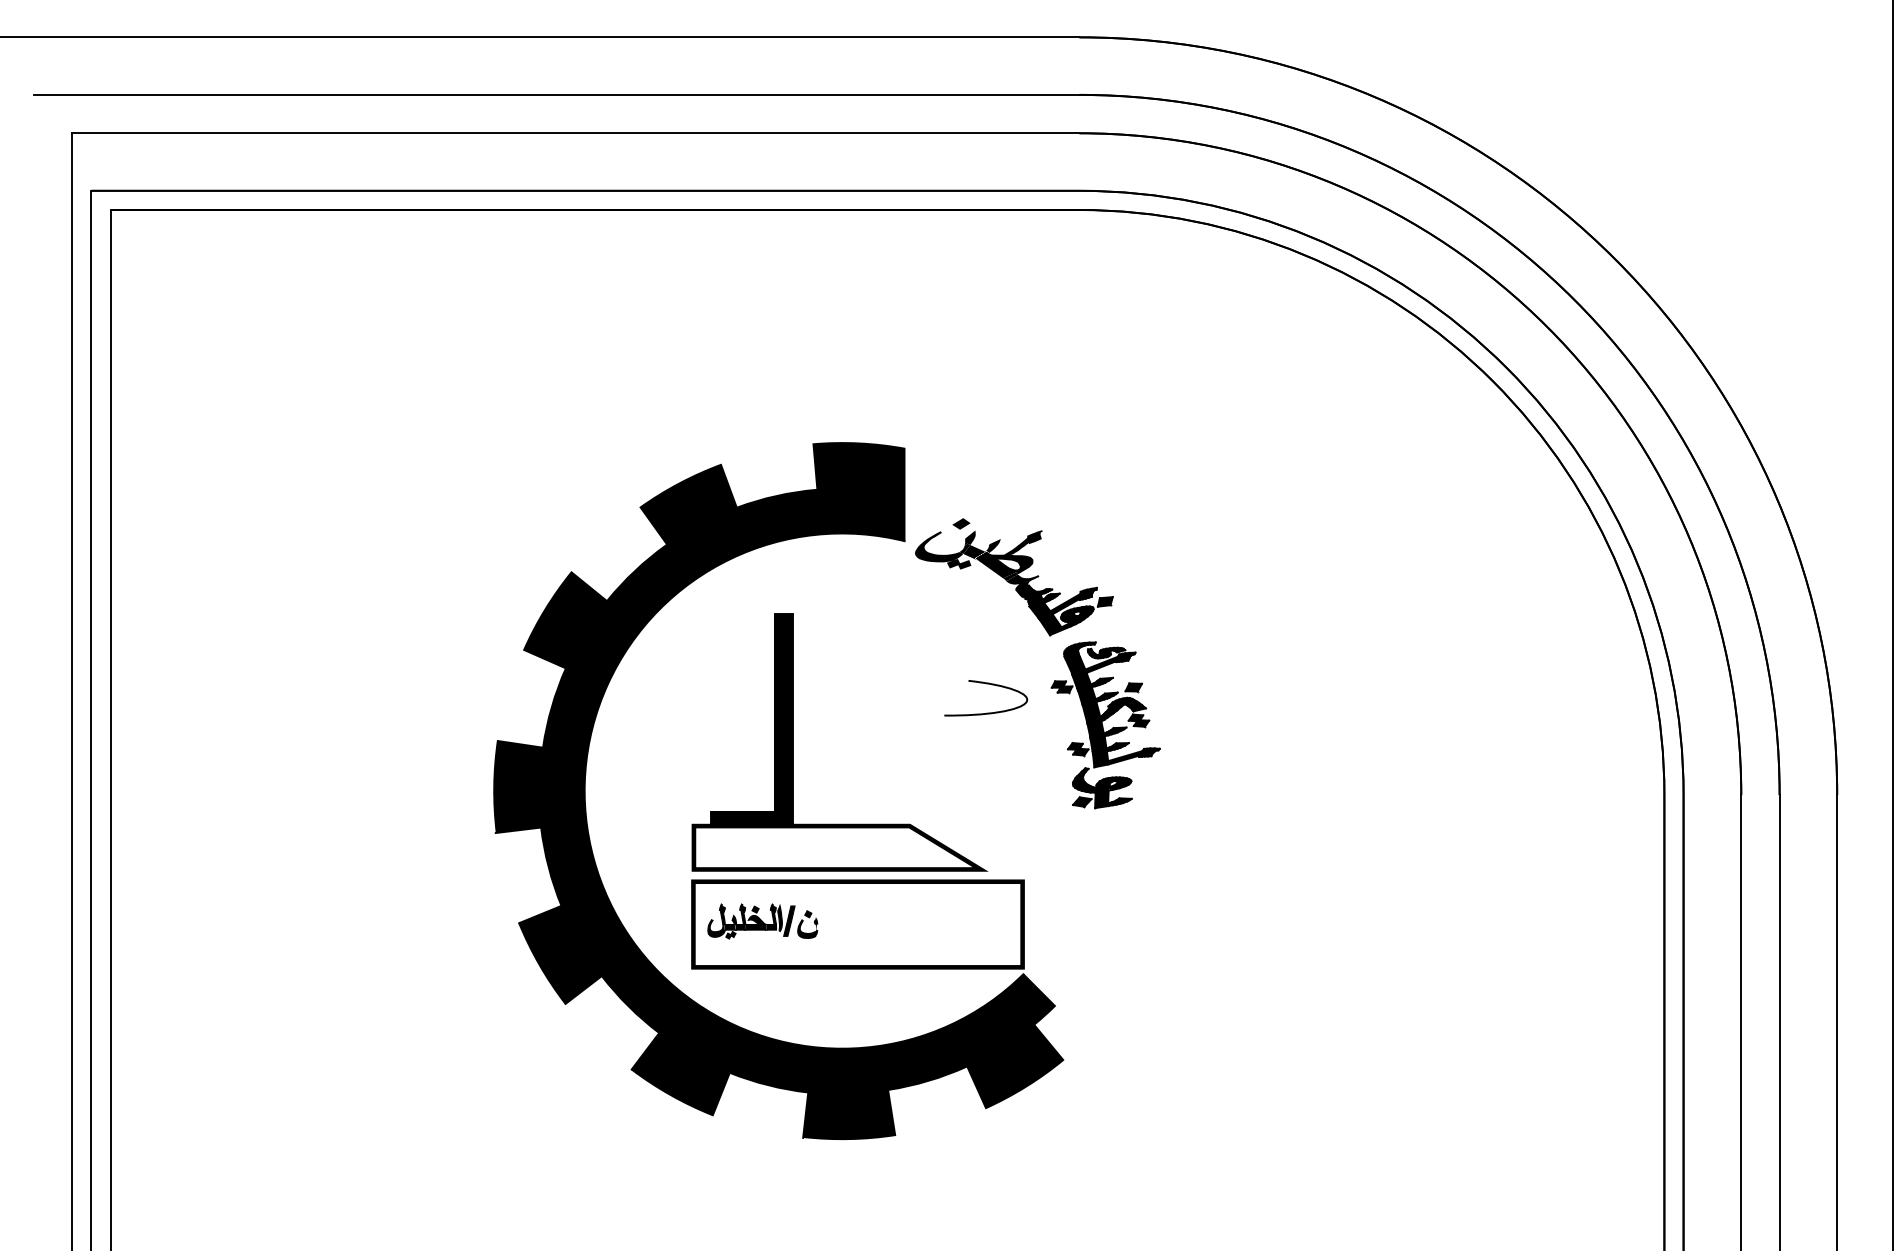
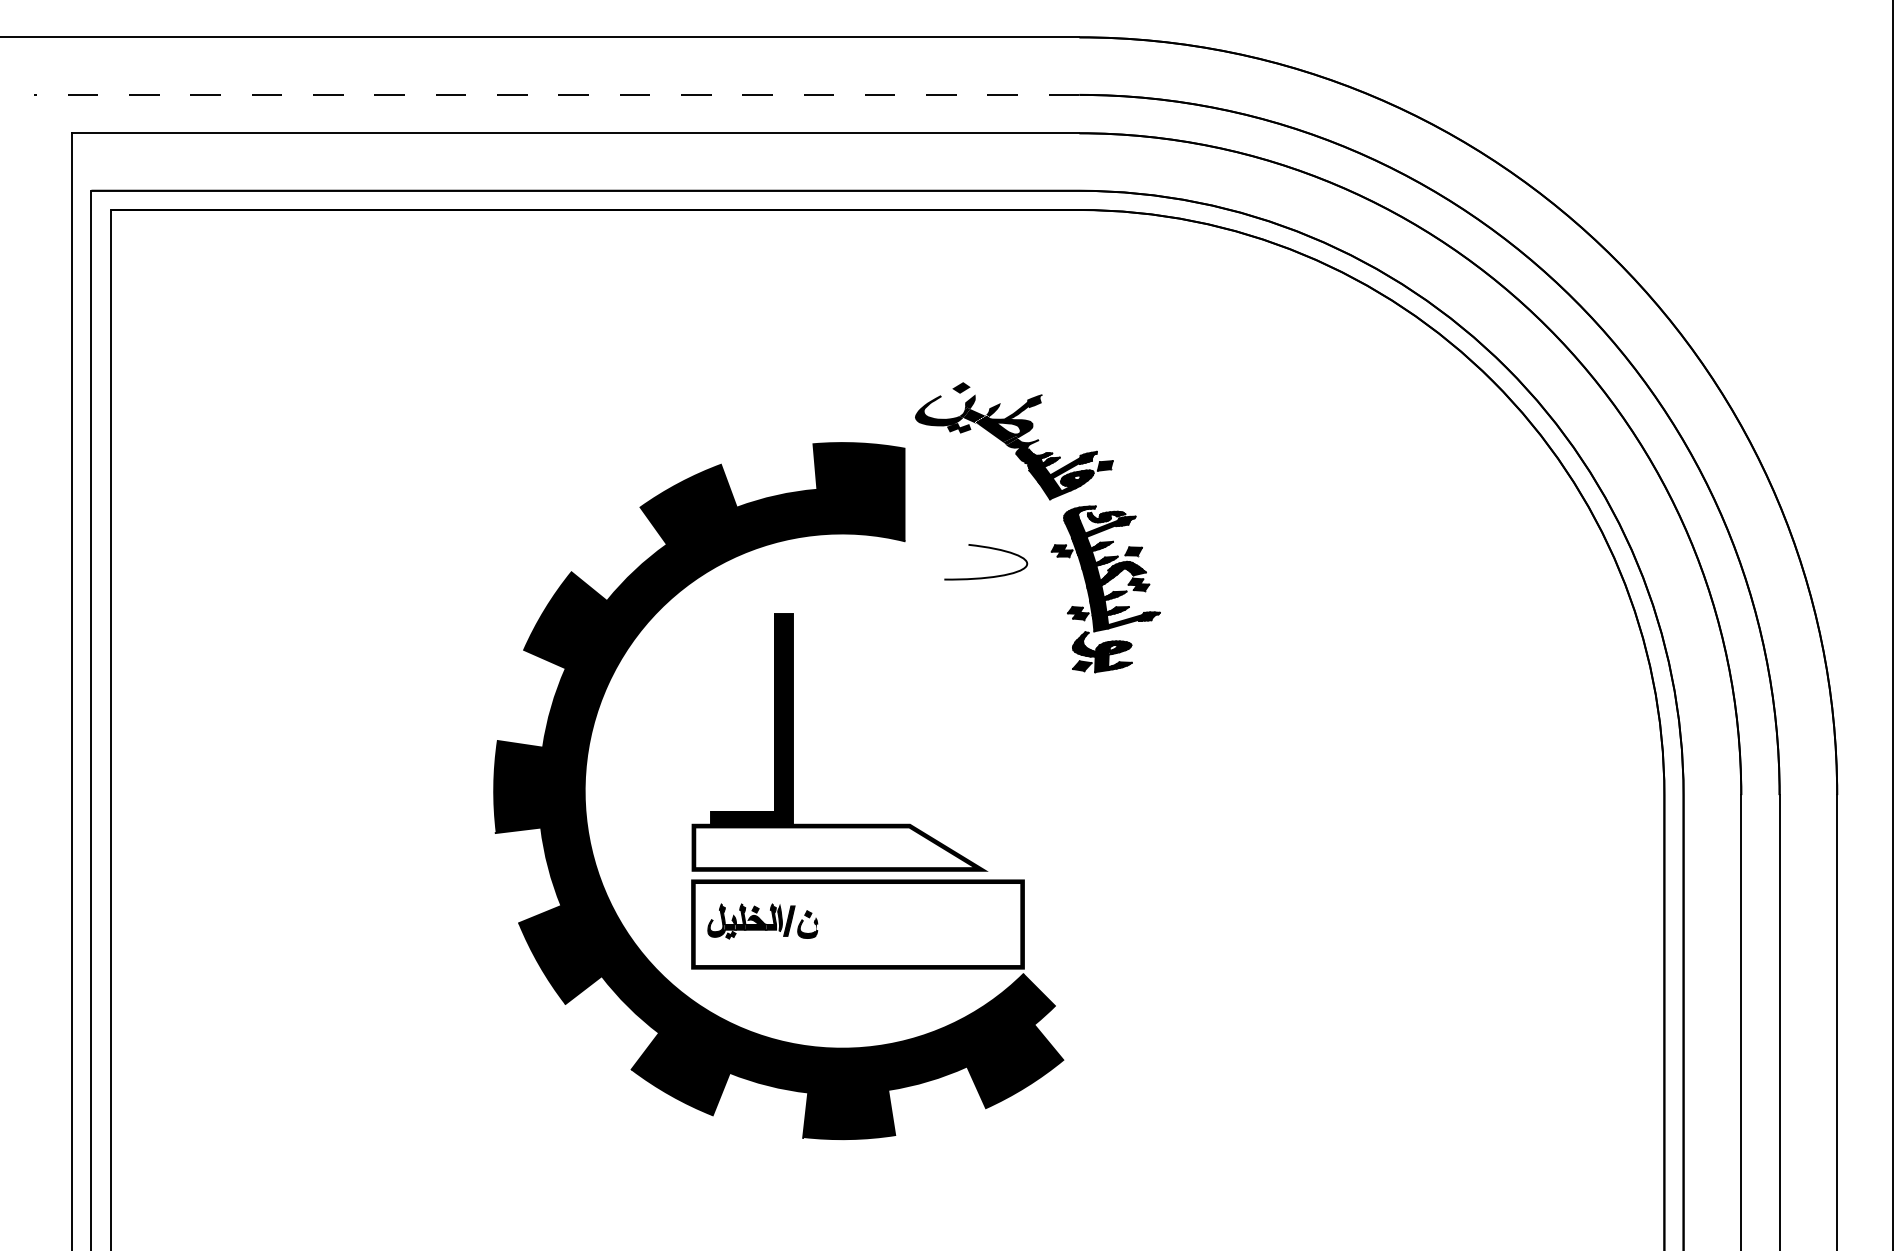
line: solid -> dashed (556, 94)
part position: (1054, 680) -> (1054, 544) (1054, 544)
